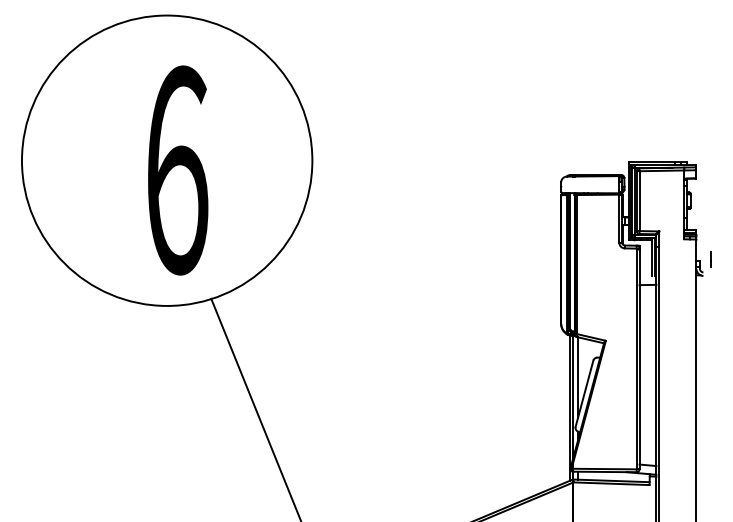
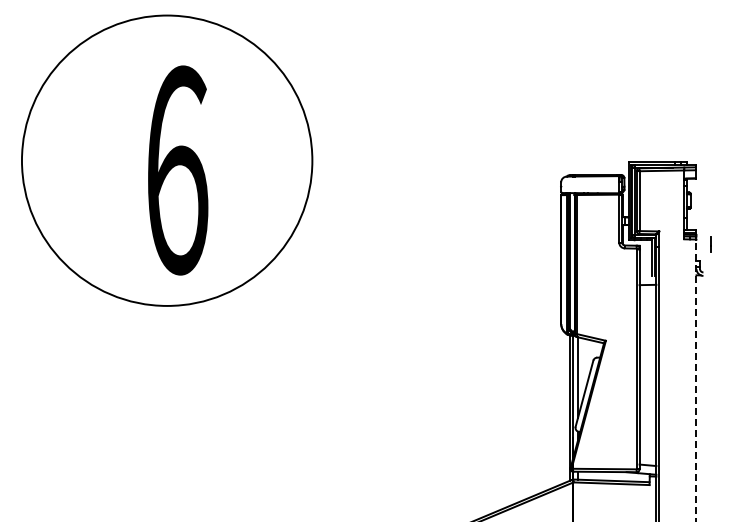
line position: (710, 259) -> (710, 244) (710, 244)
line: solid -> dashed (696, 380)
line: present -> none (255, 408)
